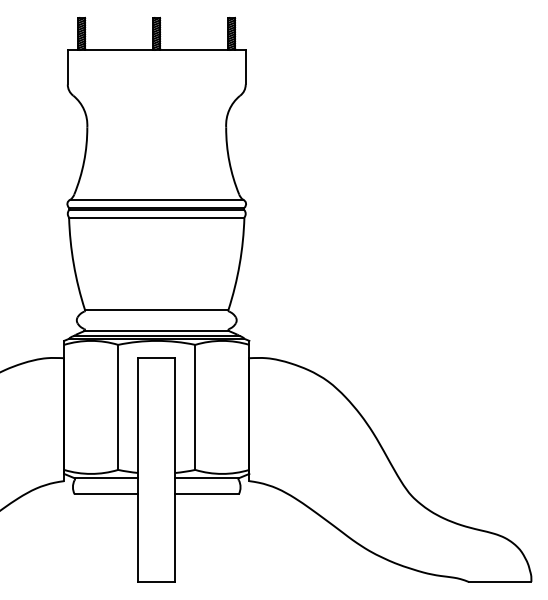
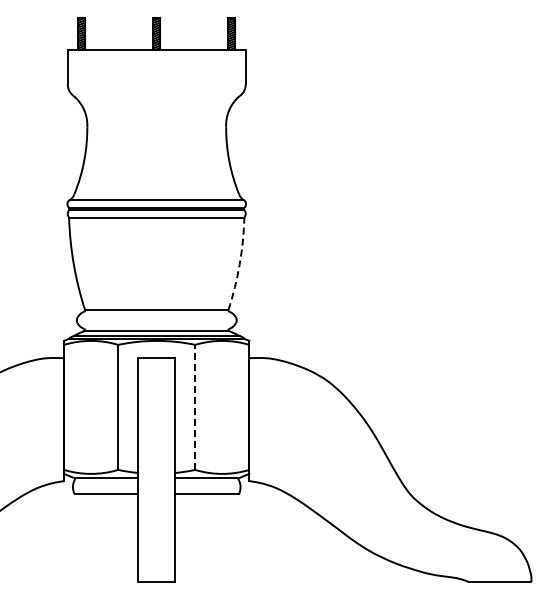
arc: solid -> dashed (239, 264)
line: solid -> dashed (195, 407)
